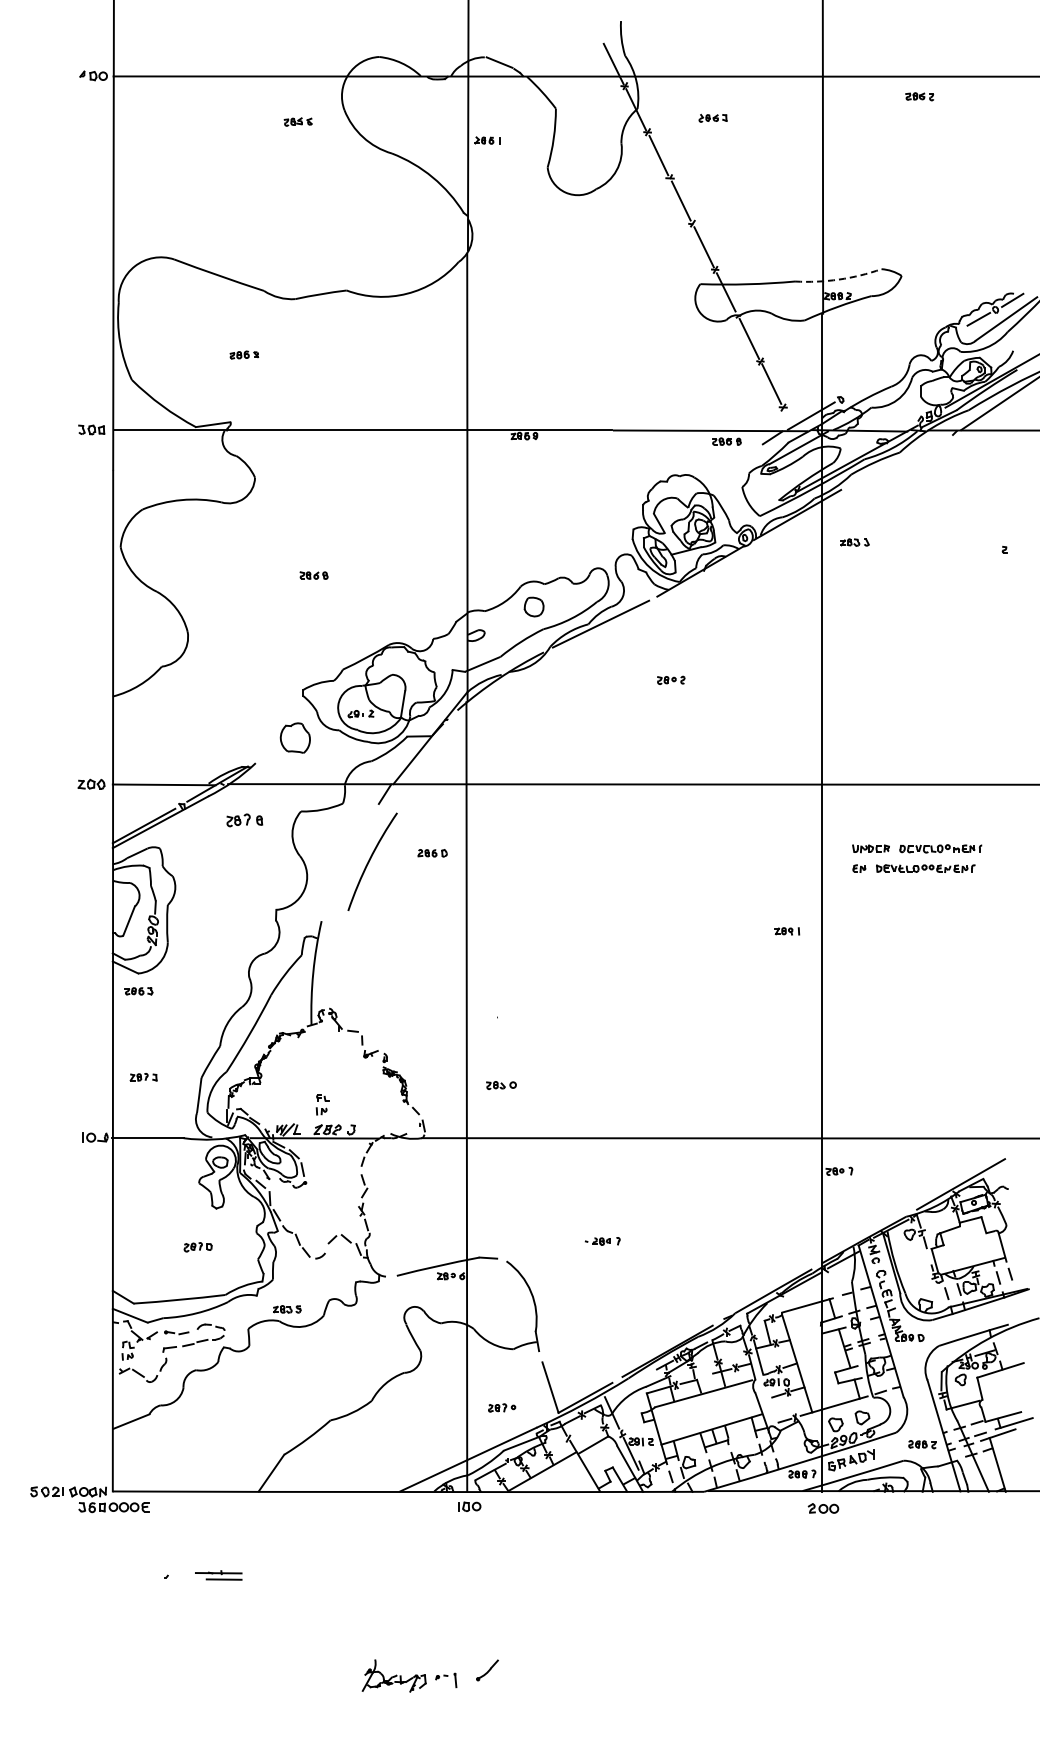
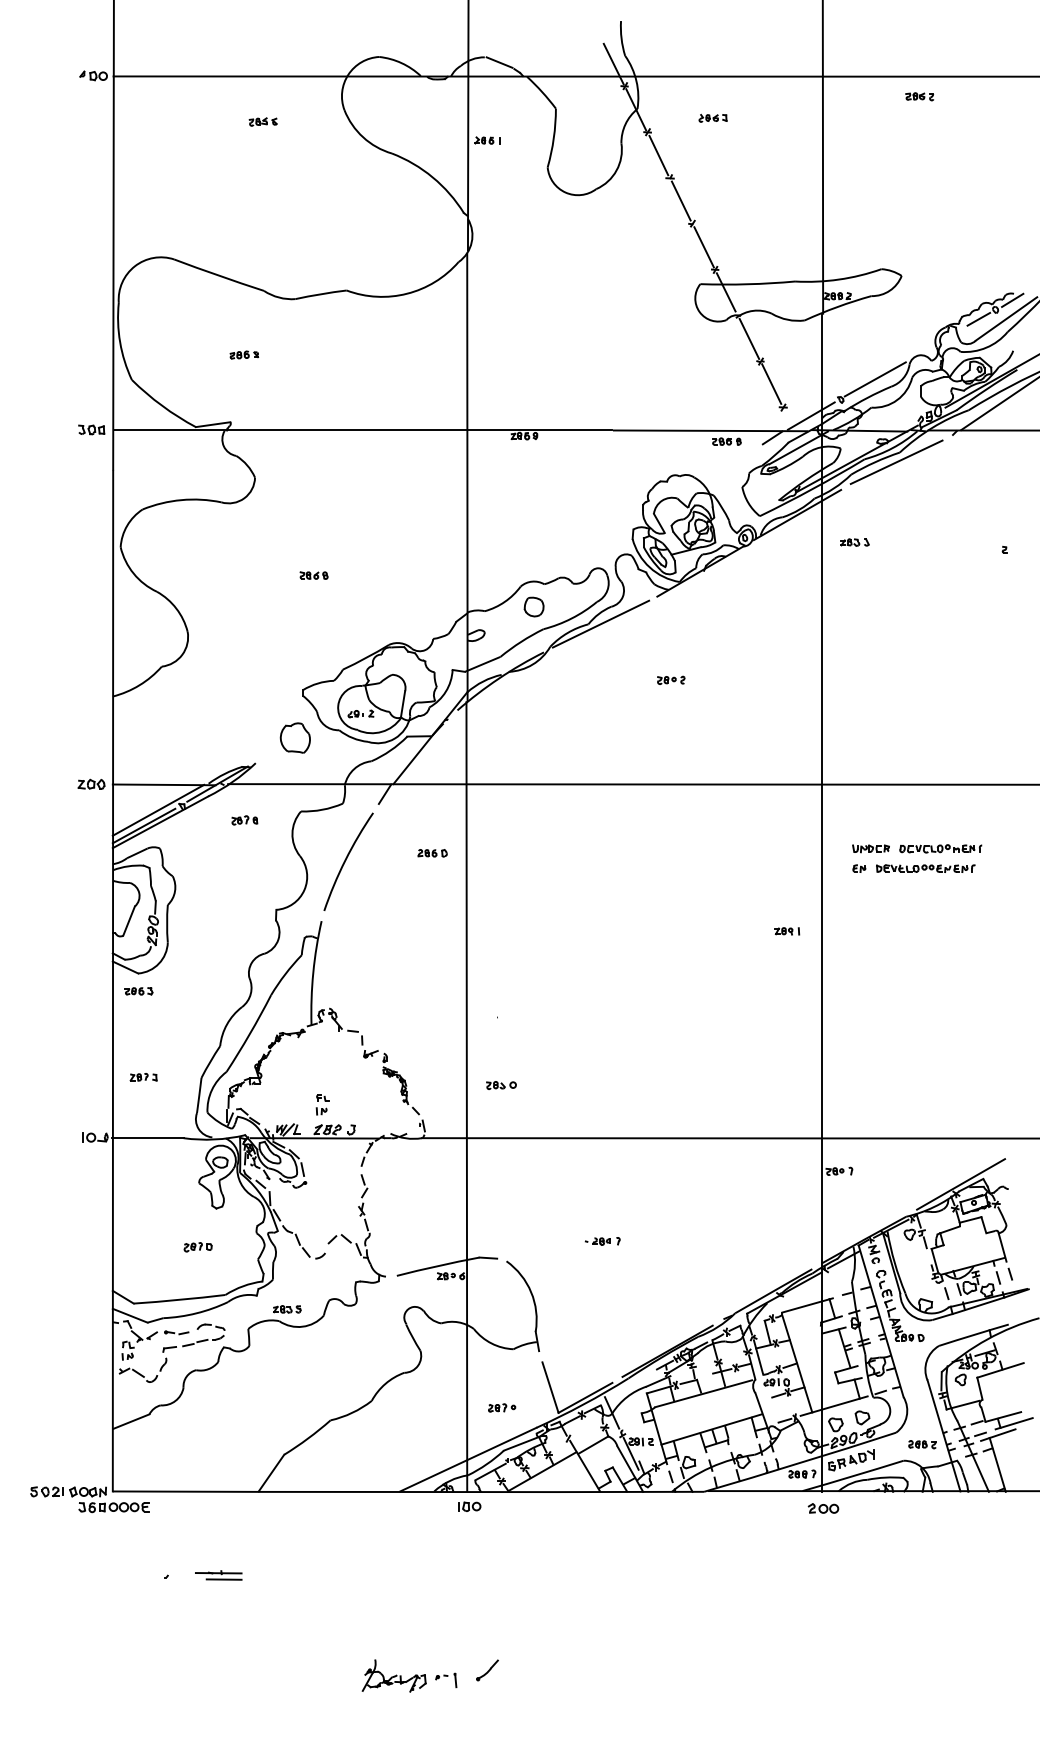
part position: (297, 121) -> (262, 121) (262, 121)
arc: dashed -> solid (838, 279)
line: none -> present (874, 379)
line: none -> present (896, 461)
line: none -> present (158, 809)
part size: 38x15 px -> 28x11 px (244, 820)
arc position: (370, 860) -> (346, 860) (346, 860)
